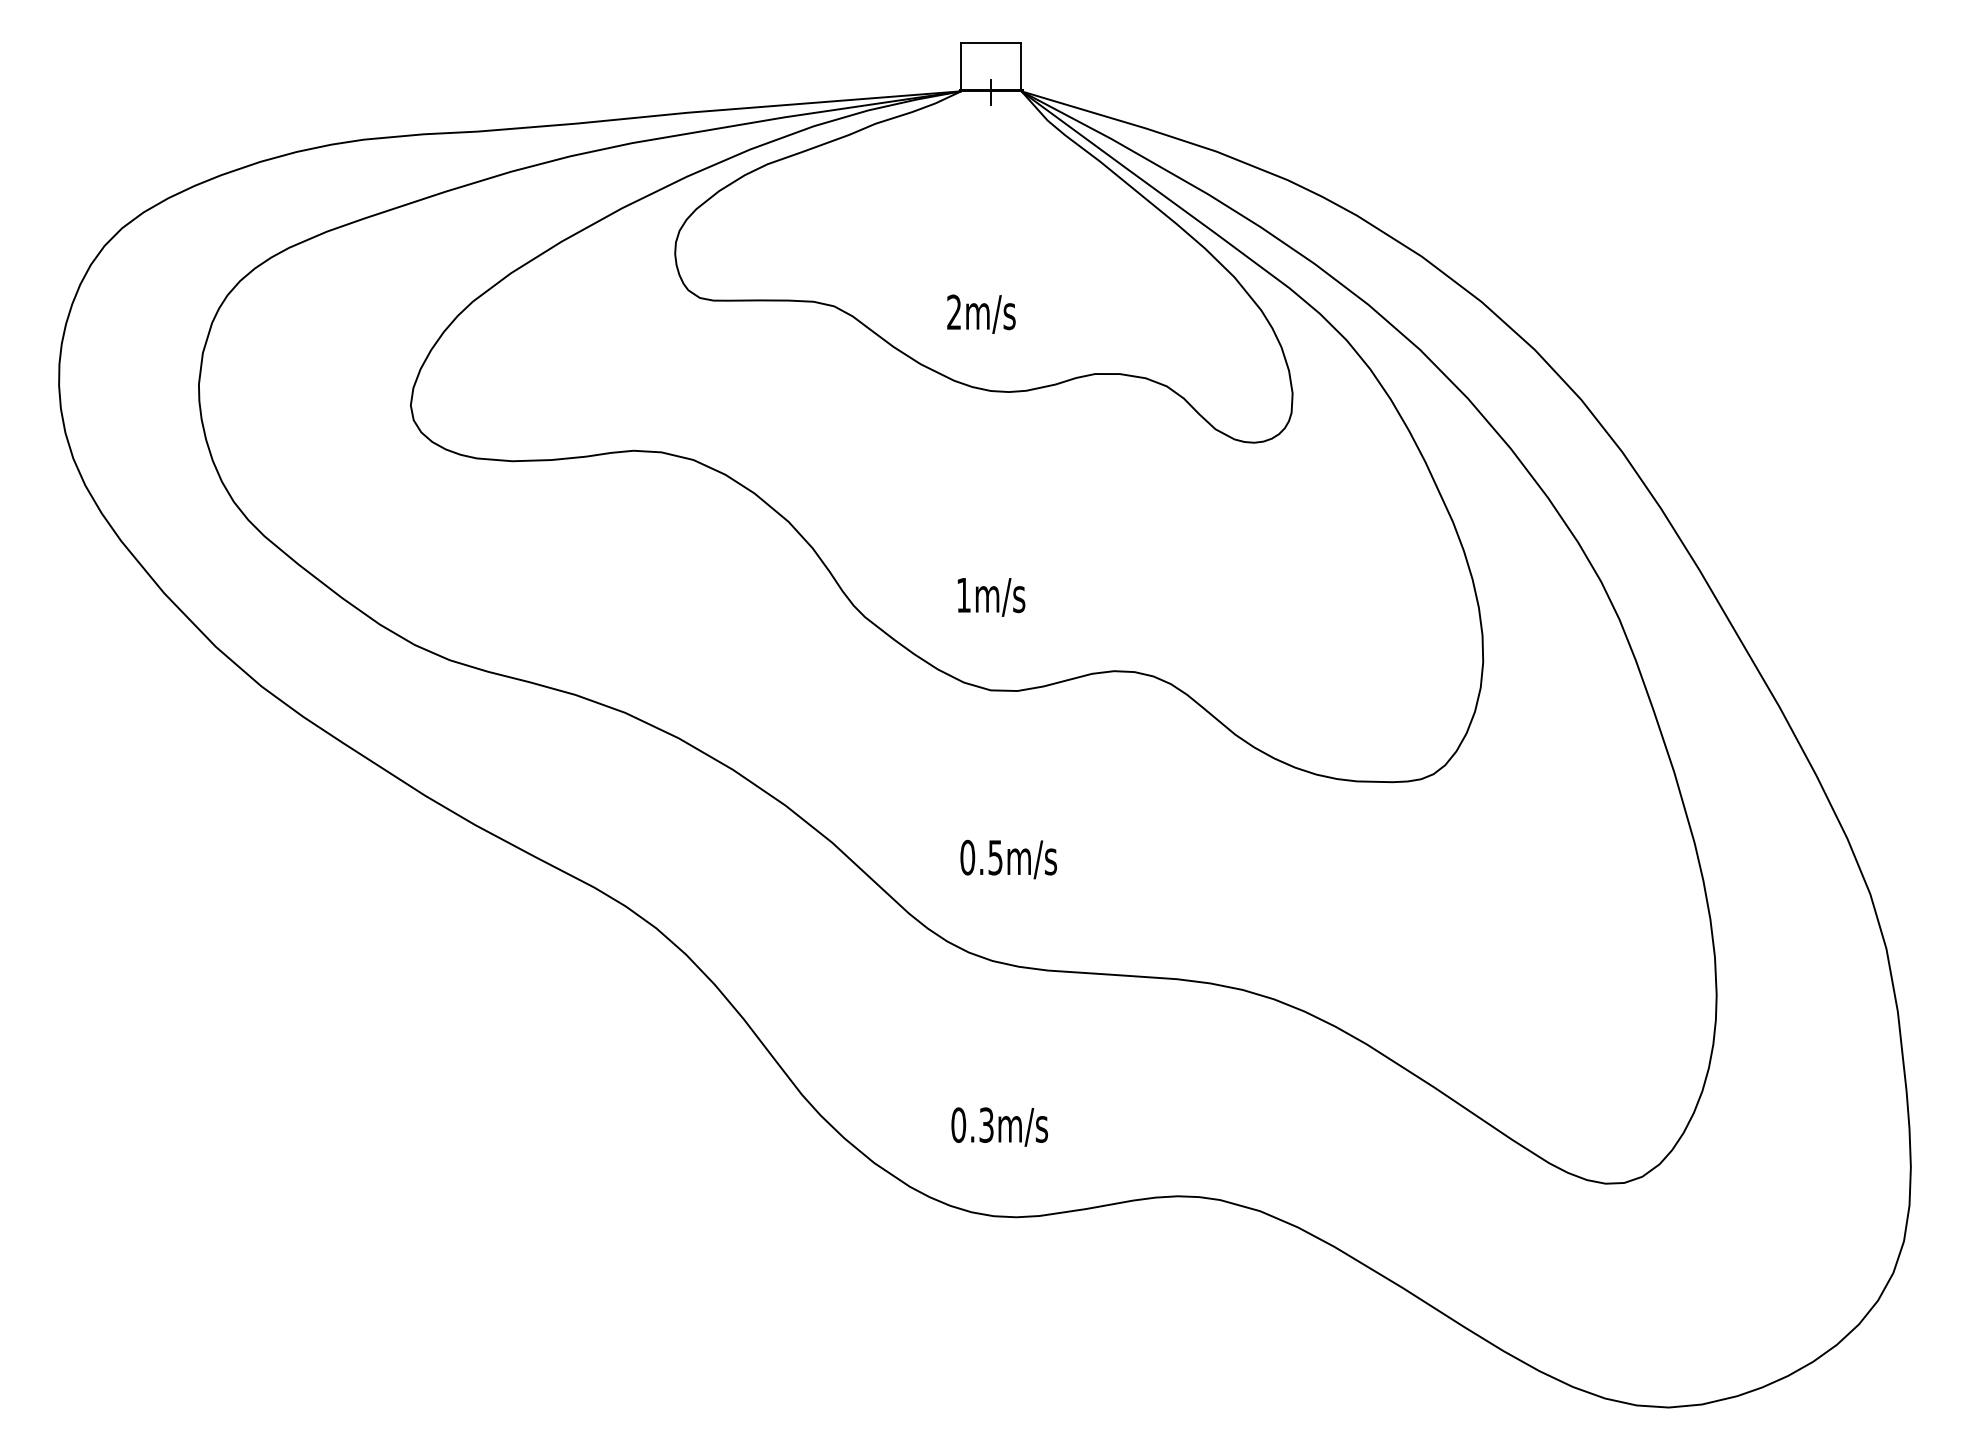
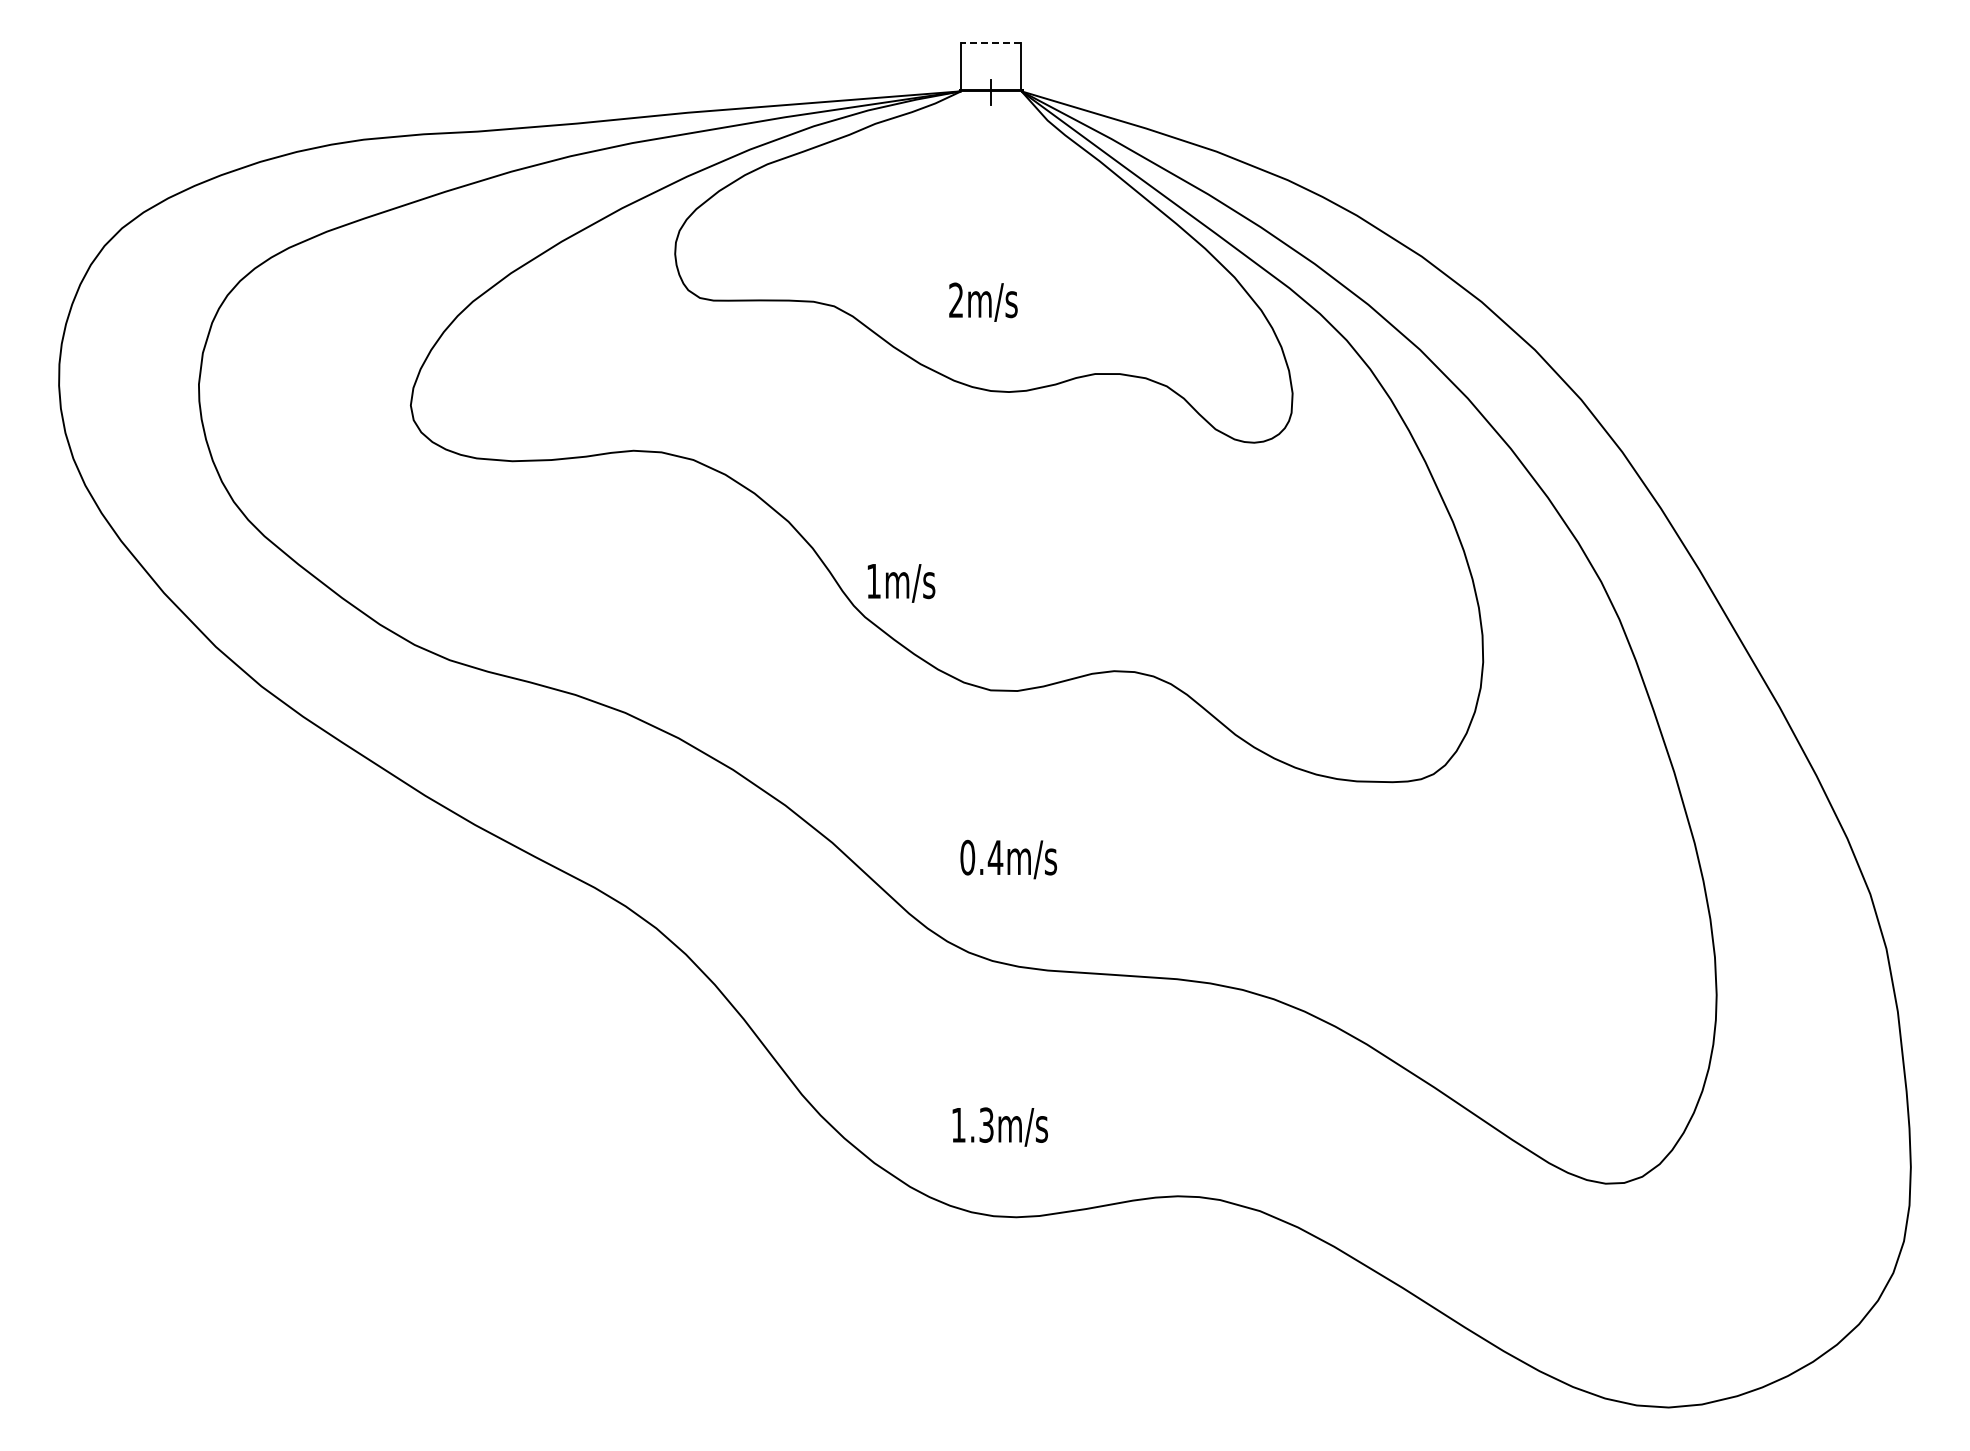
line: solid -> dashed (991, 43)
text position: (981, 313) -> (983, 301) (983, 301)
text position: (991, 597) -> (901, 583) (901, 583)
text: 0.5m/s -> 0.4m/s (995, 857)
text: 0.3m/s -> 1.3m/s (958, 1124)
